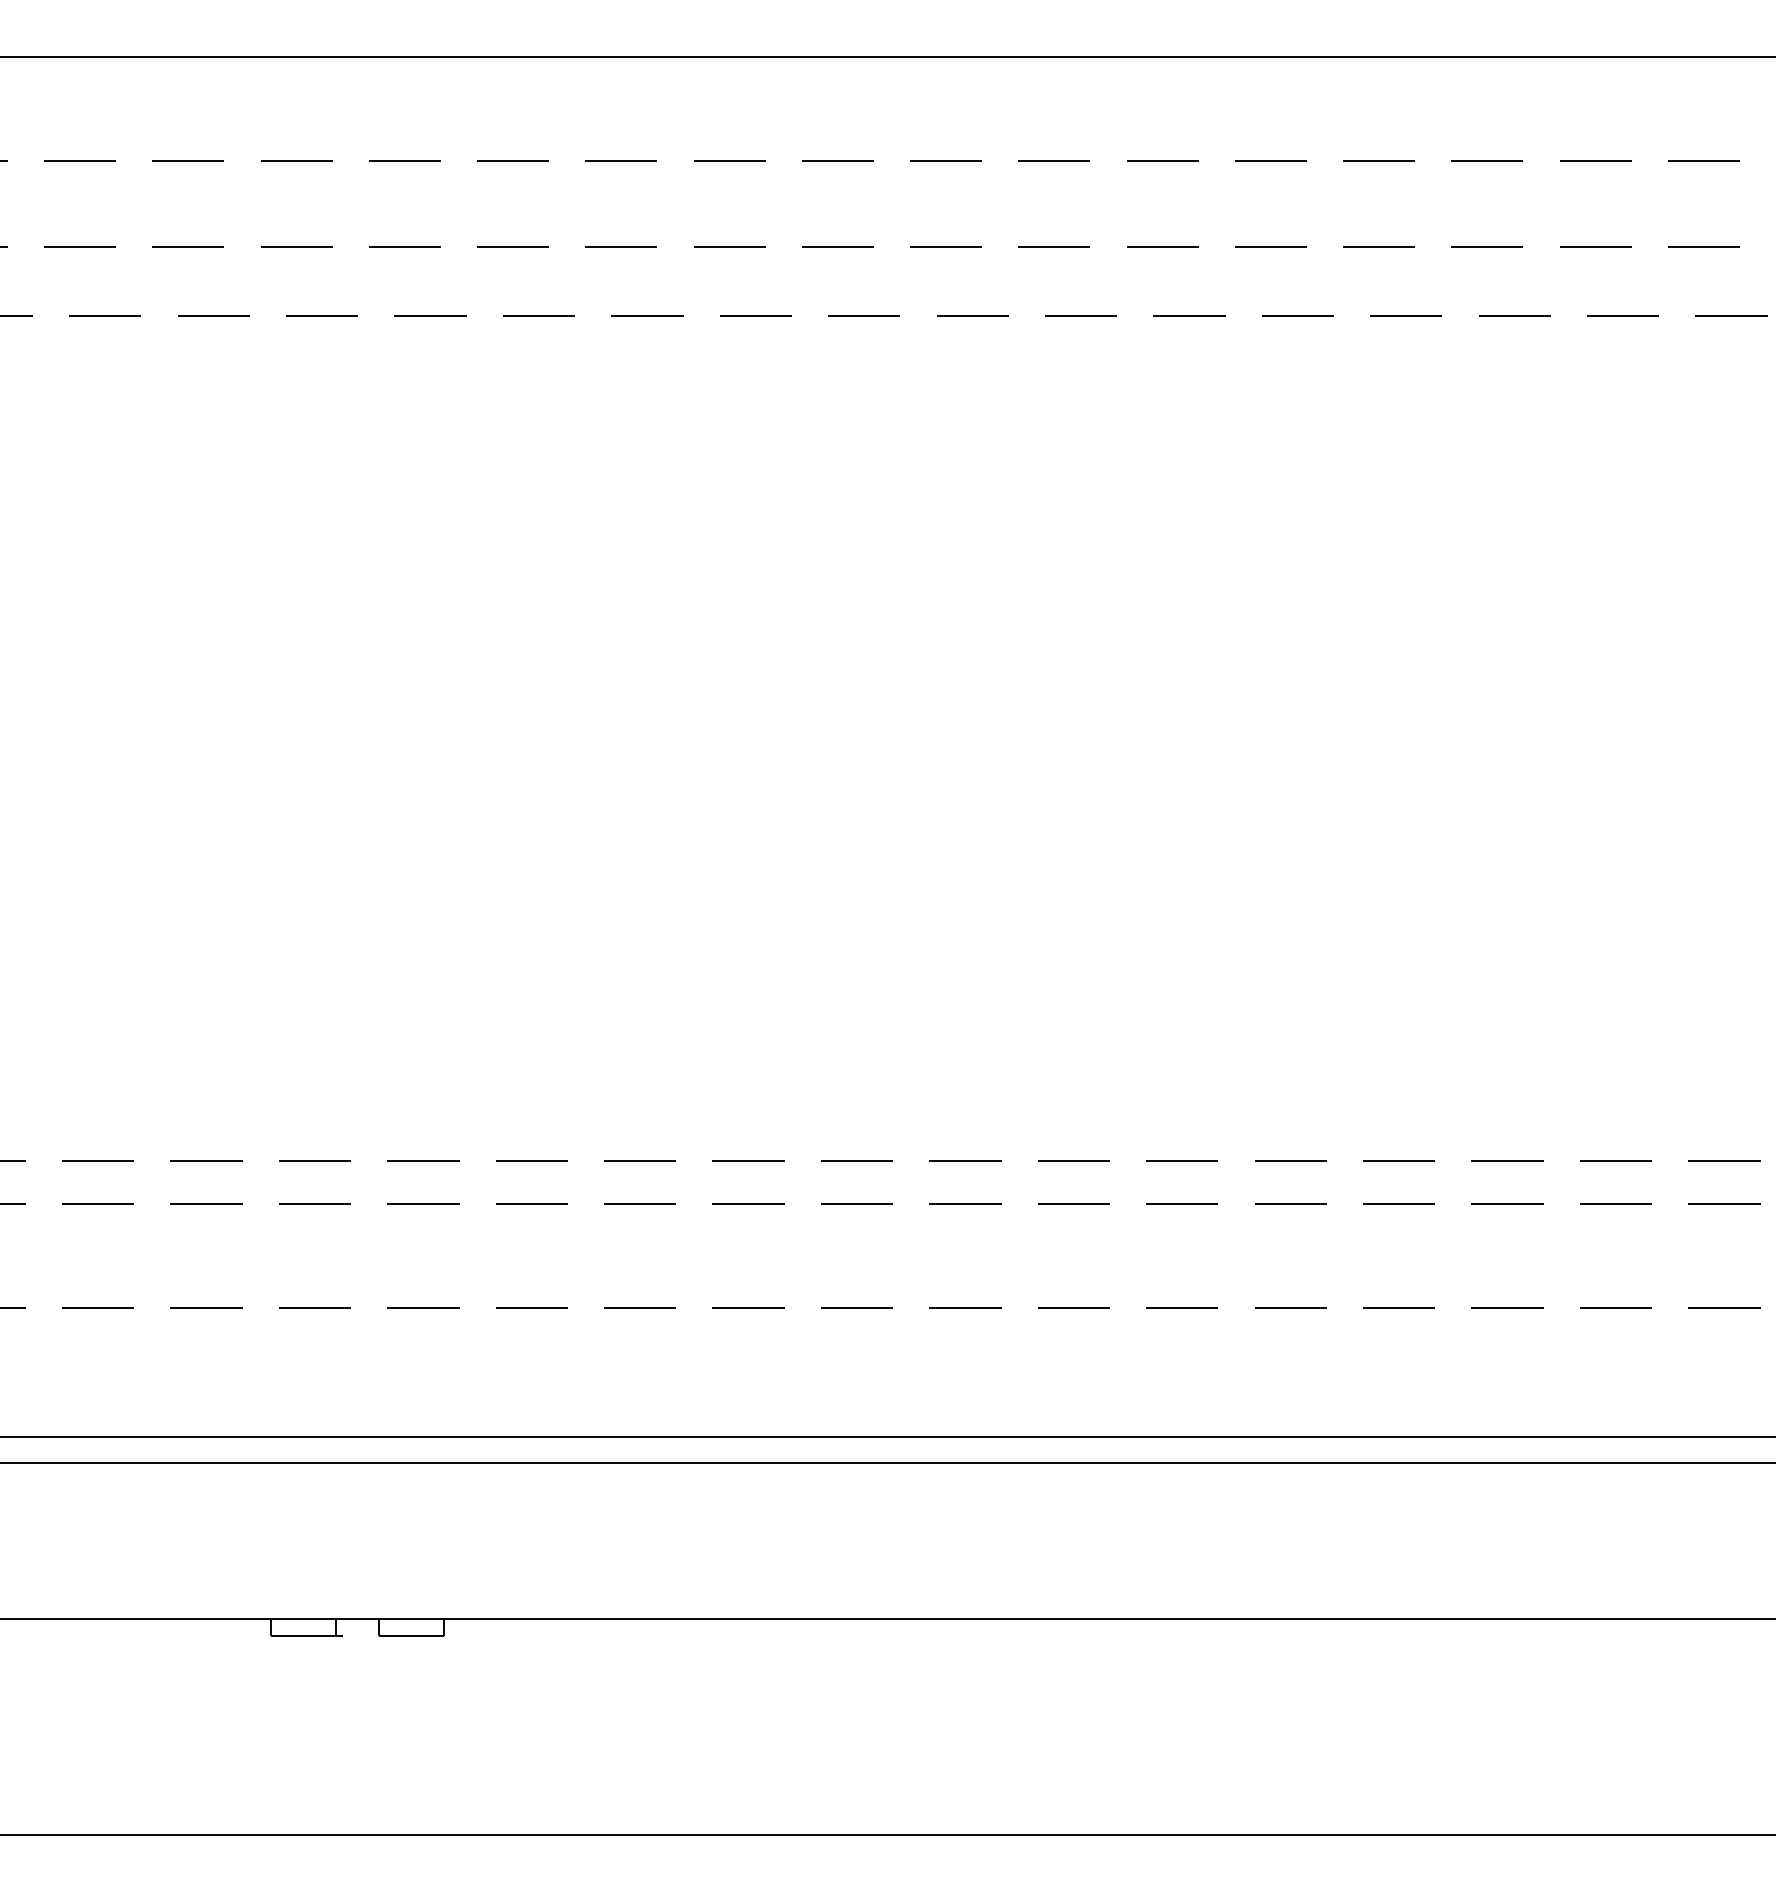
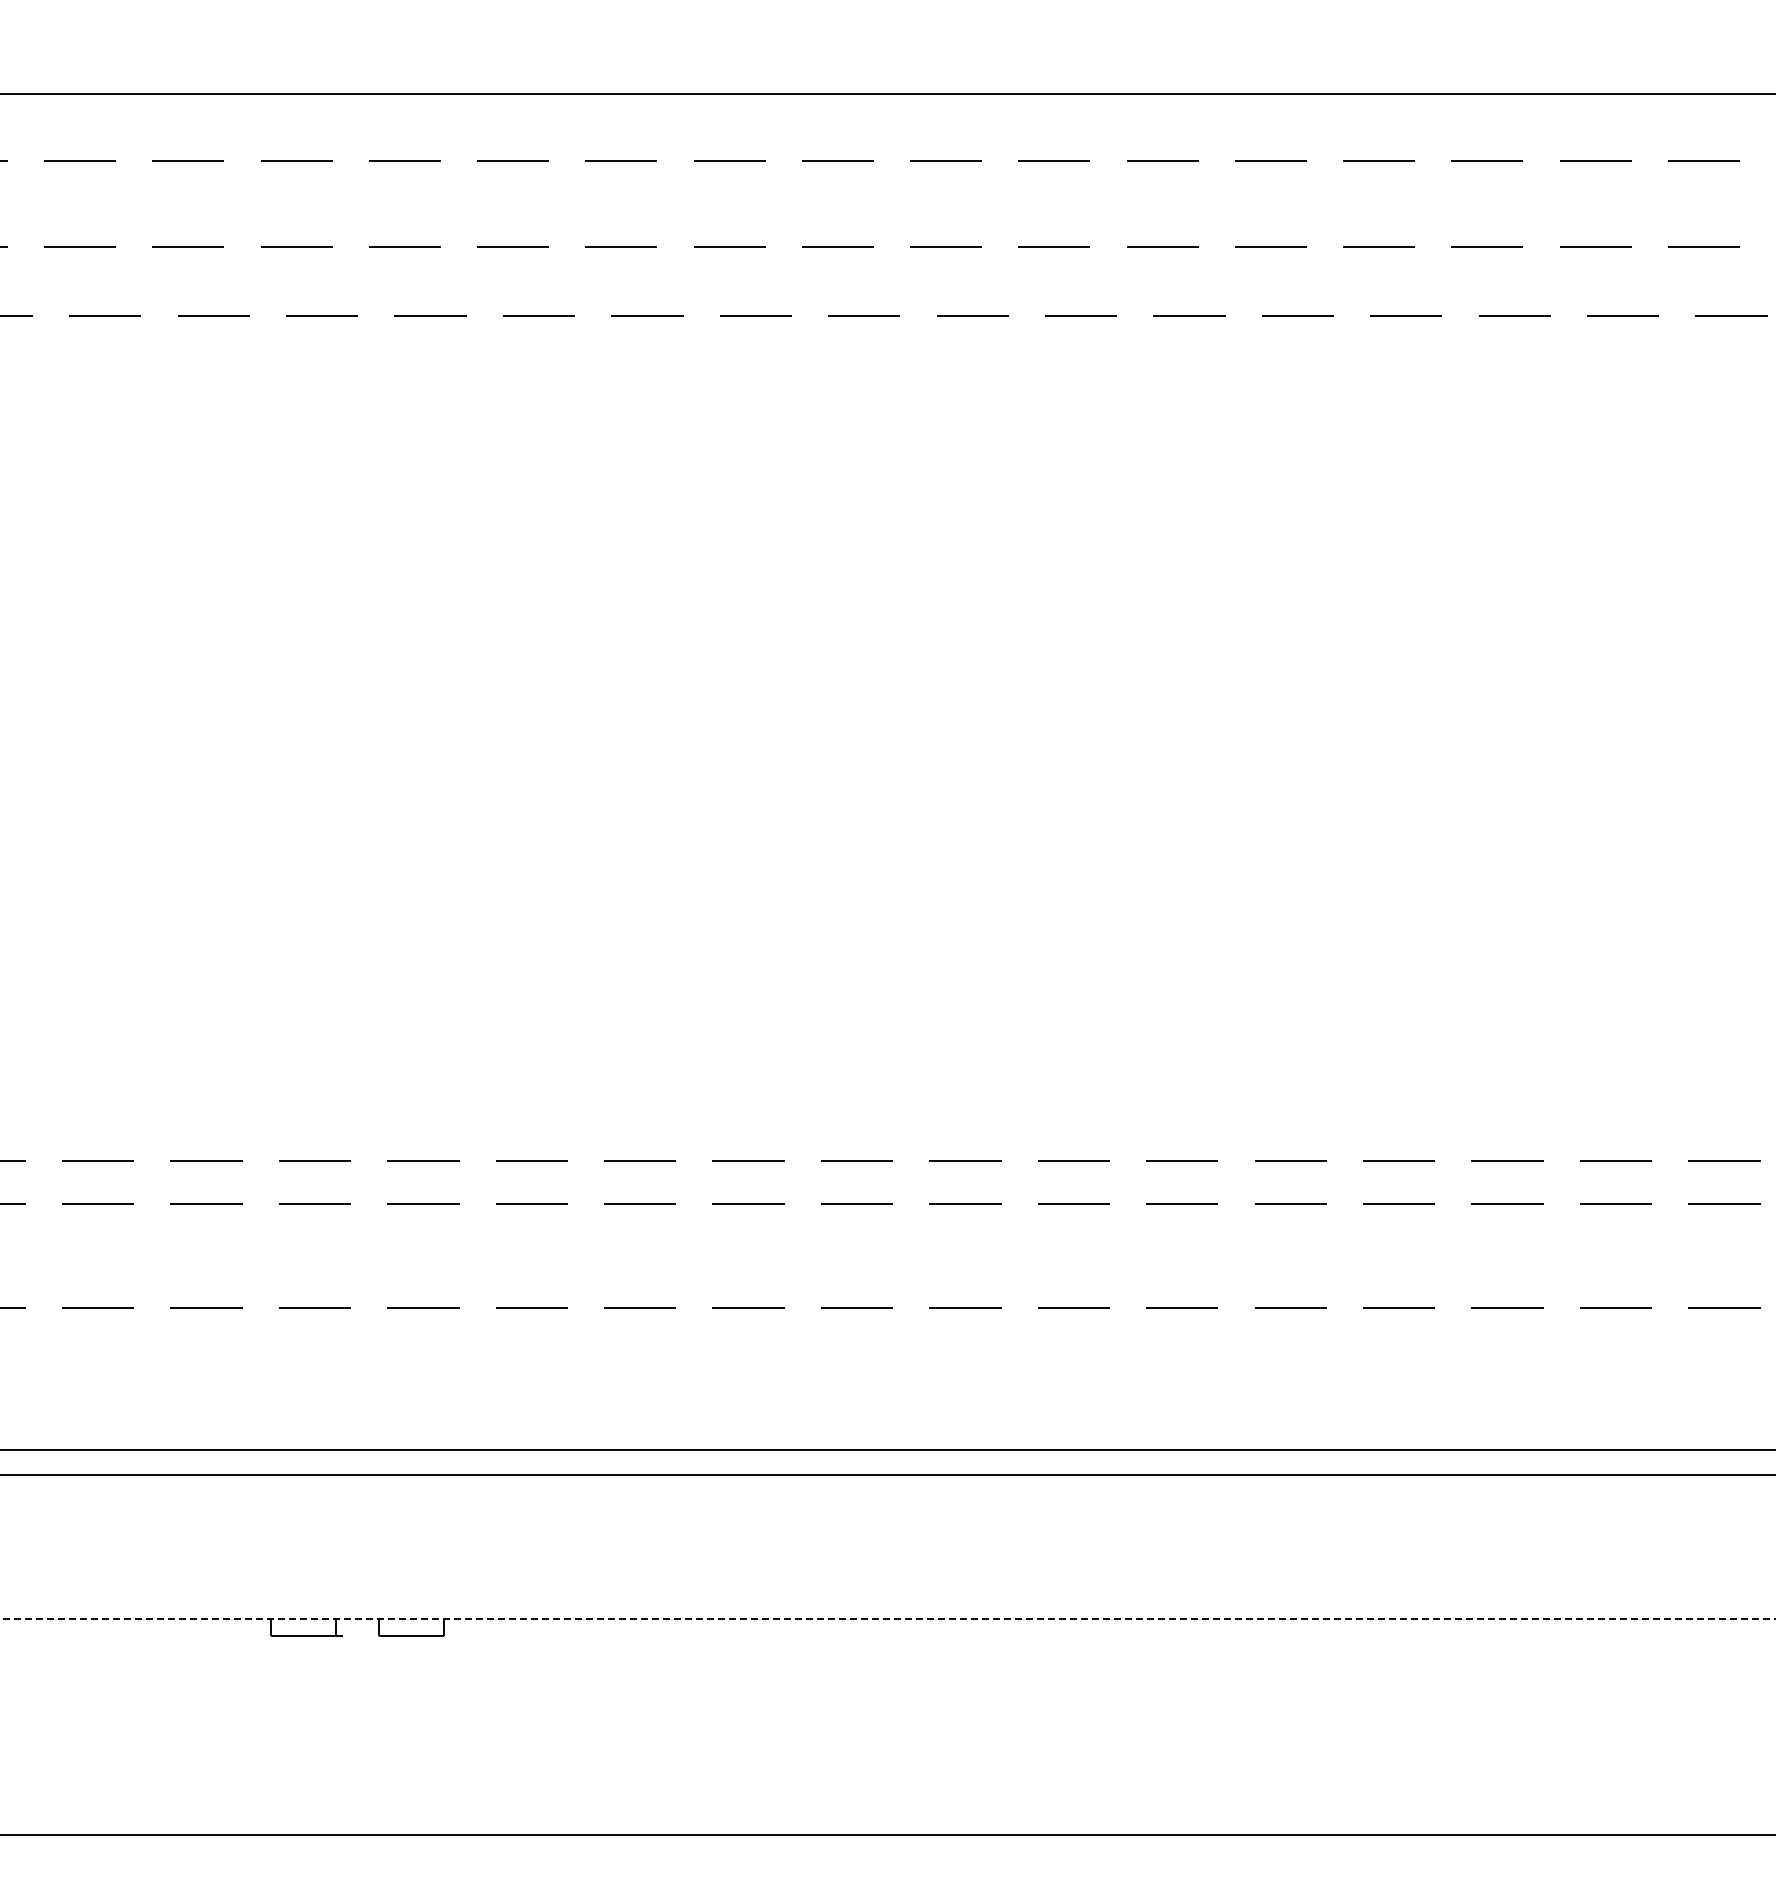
line position: (887, 56) -> (887, 93) (887, 93)
line position: (887, 1437) -> (887, 1450) (887, 1450)
line position: (887, 1463) -> (887, 1475) (887, 1475)
line: solid -> dashed (887, 1619)
